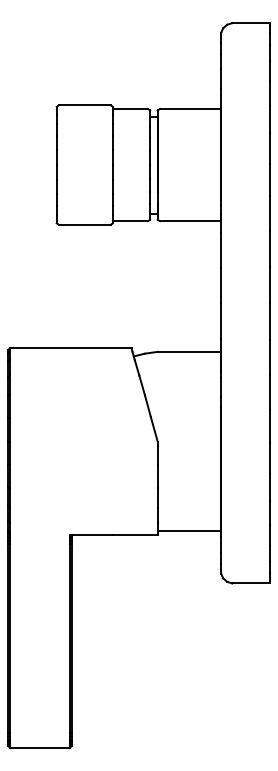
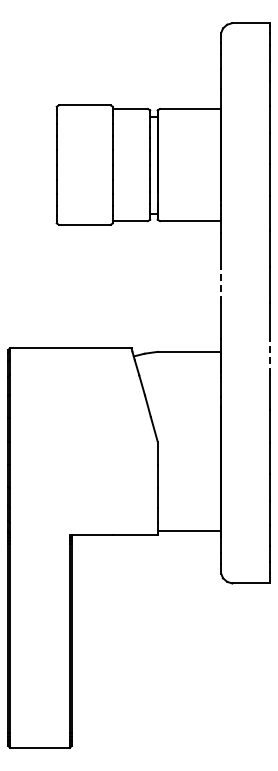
line: solid -> dashed (221, 285)
line: solid -> dashed (269, 357)
